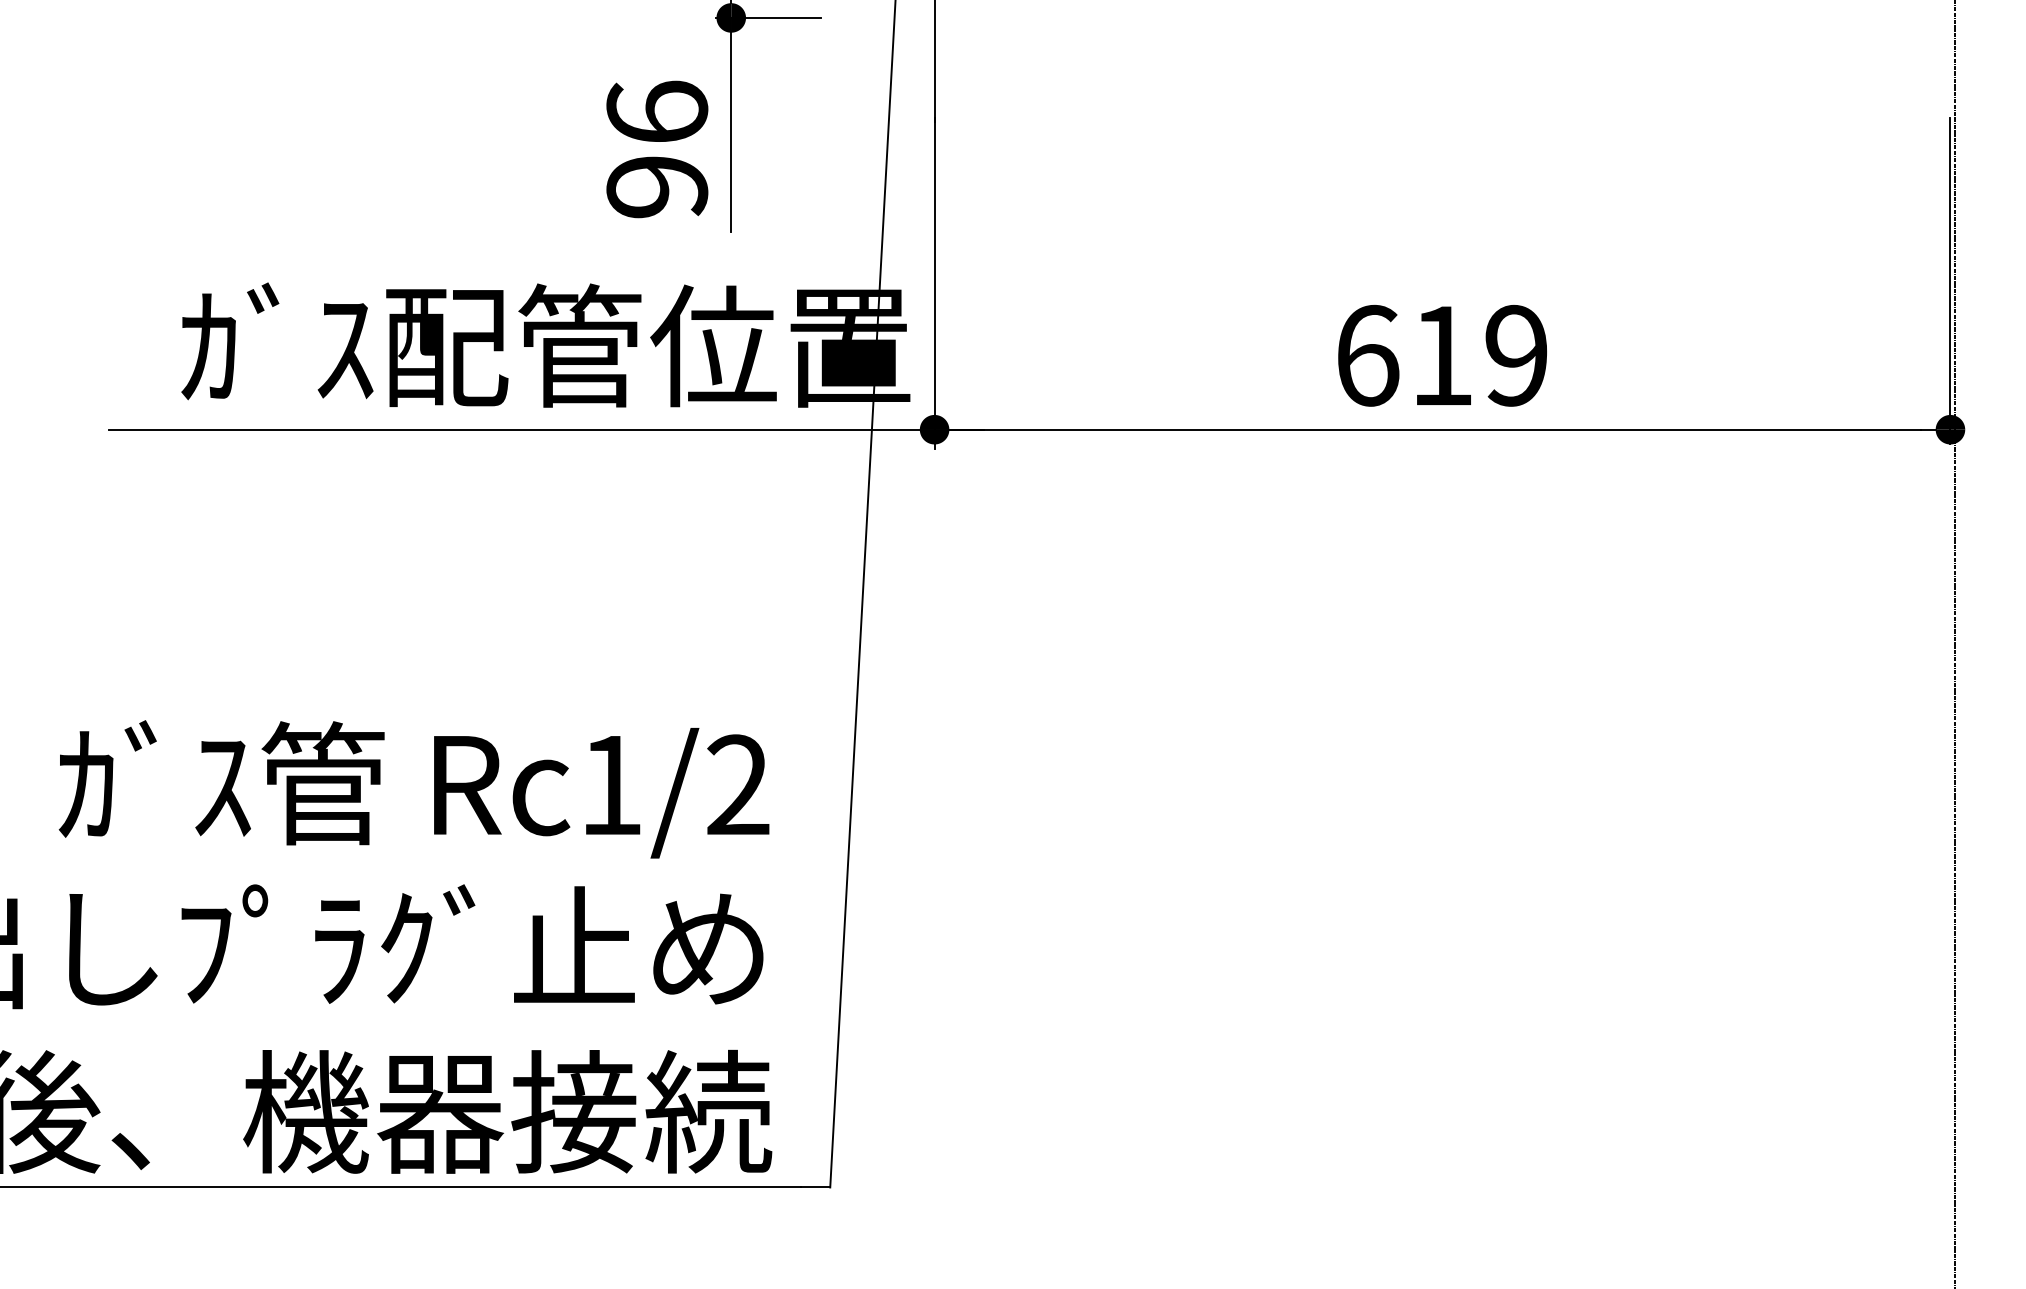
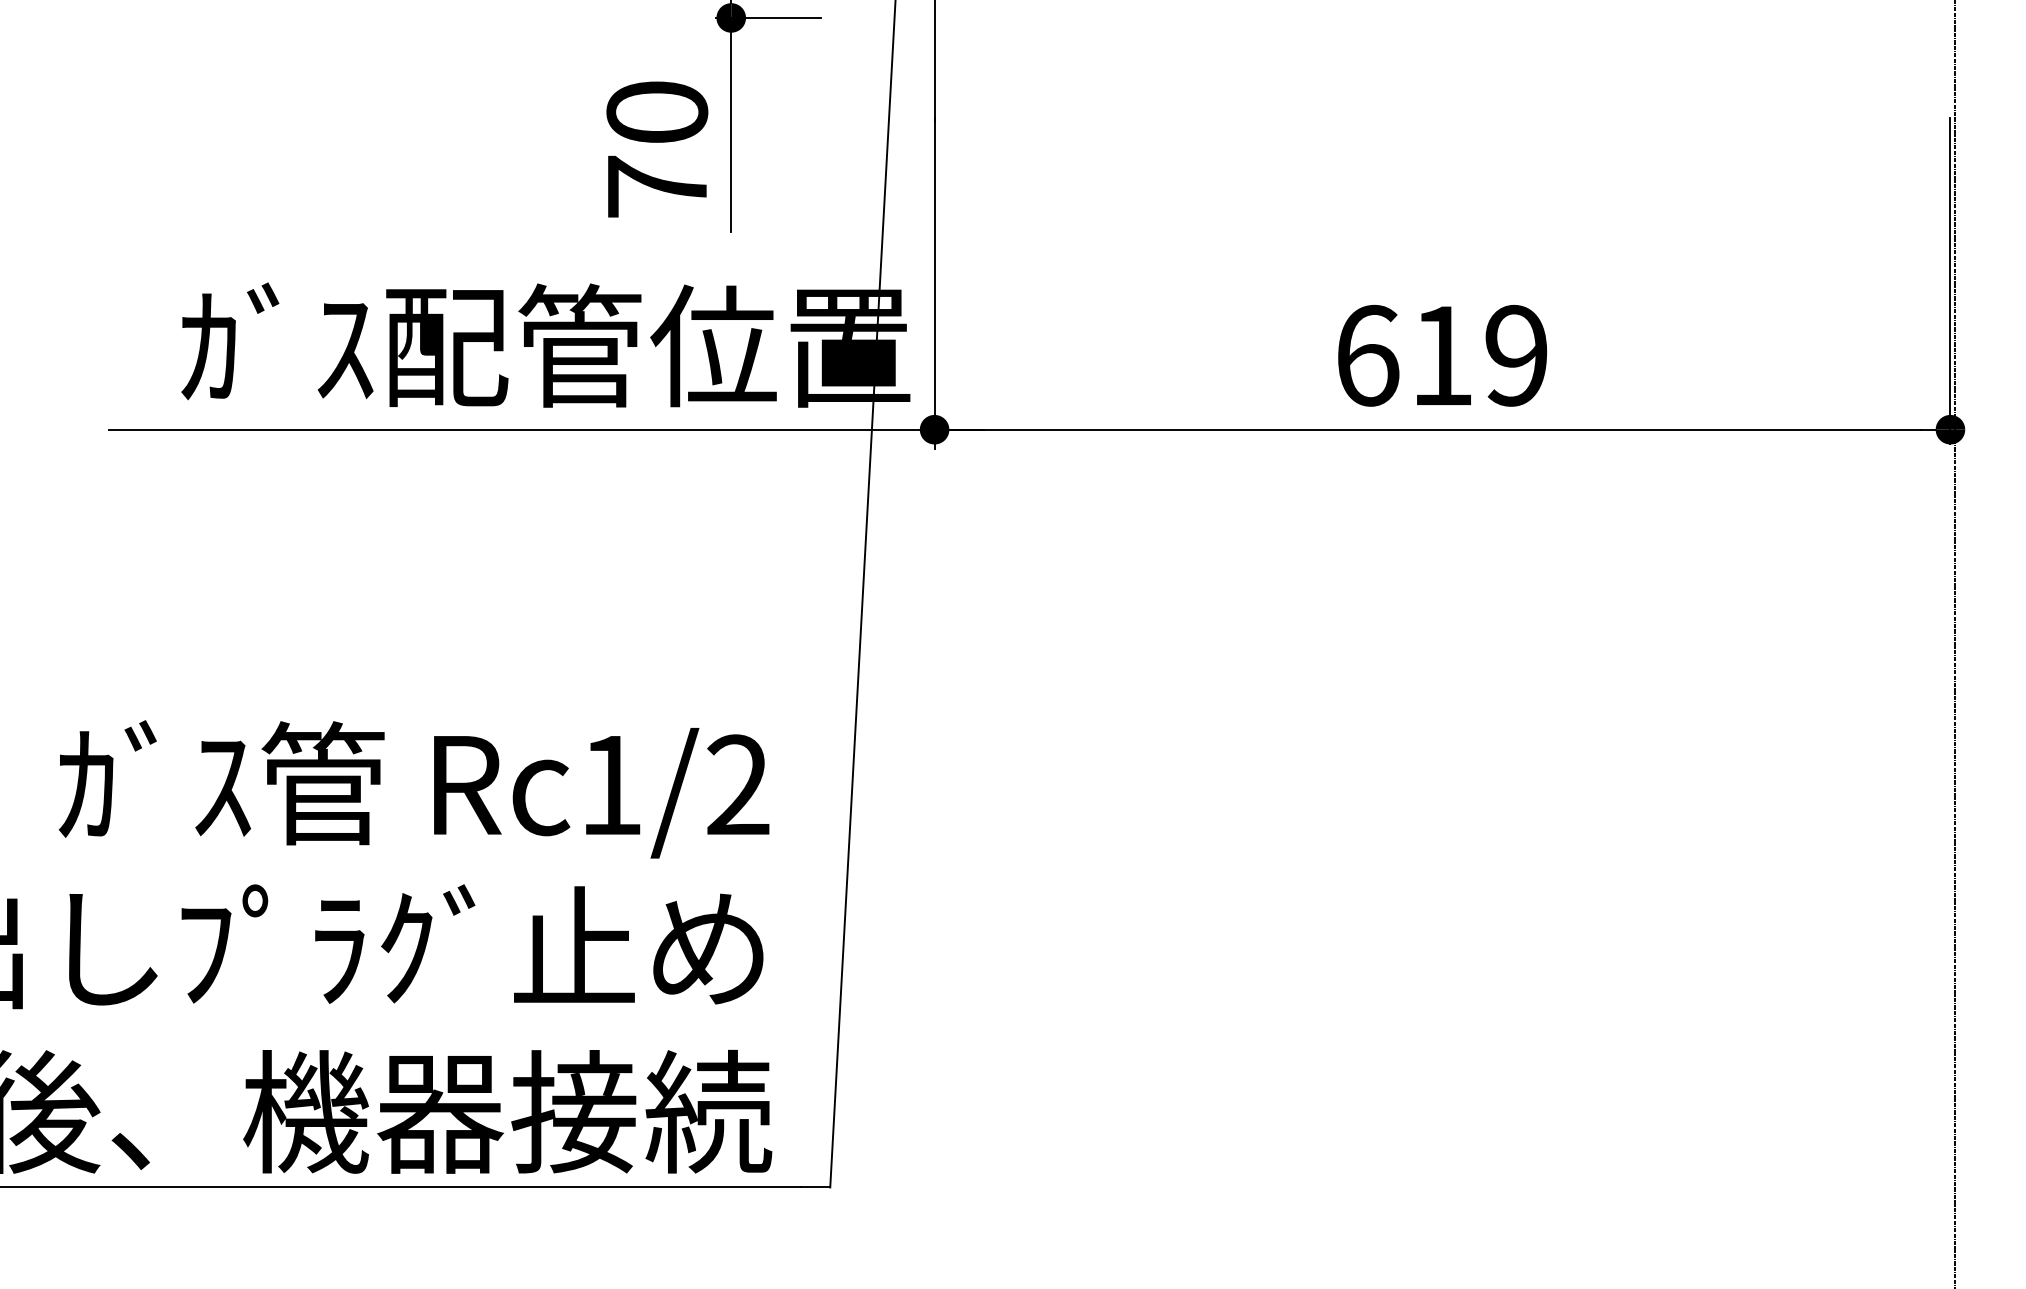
text: 96 -> 70 (657, 149)
